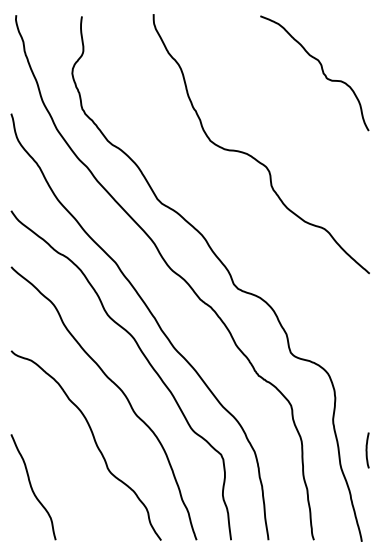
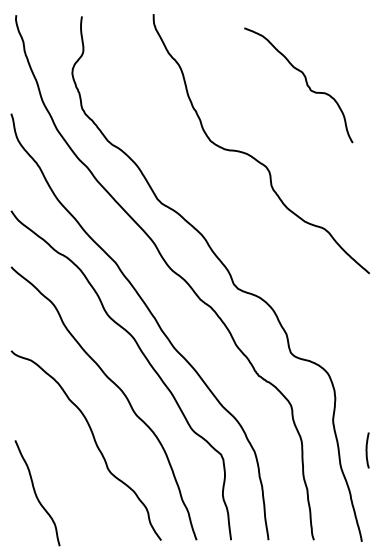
curve position: (321, 70) -> (305, 82) (305, 82)
curve position: (32, 487) -> (36, 493) (36, 493)
